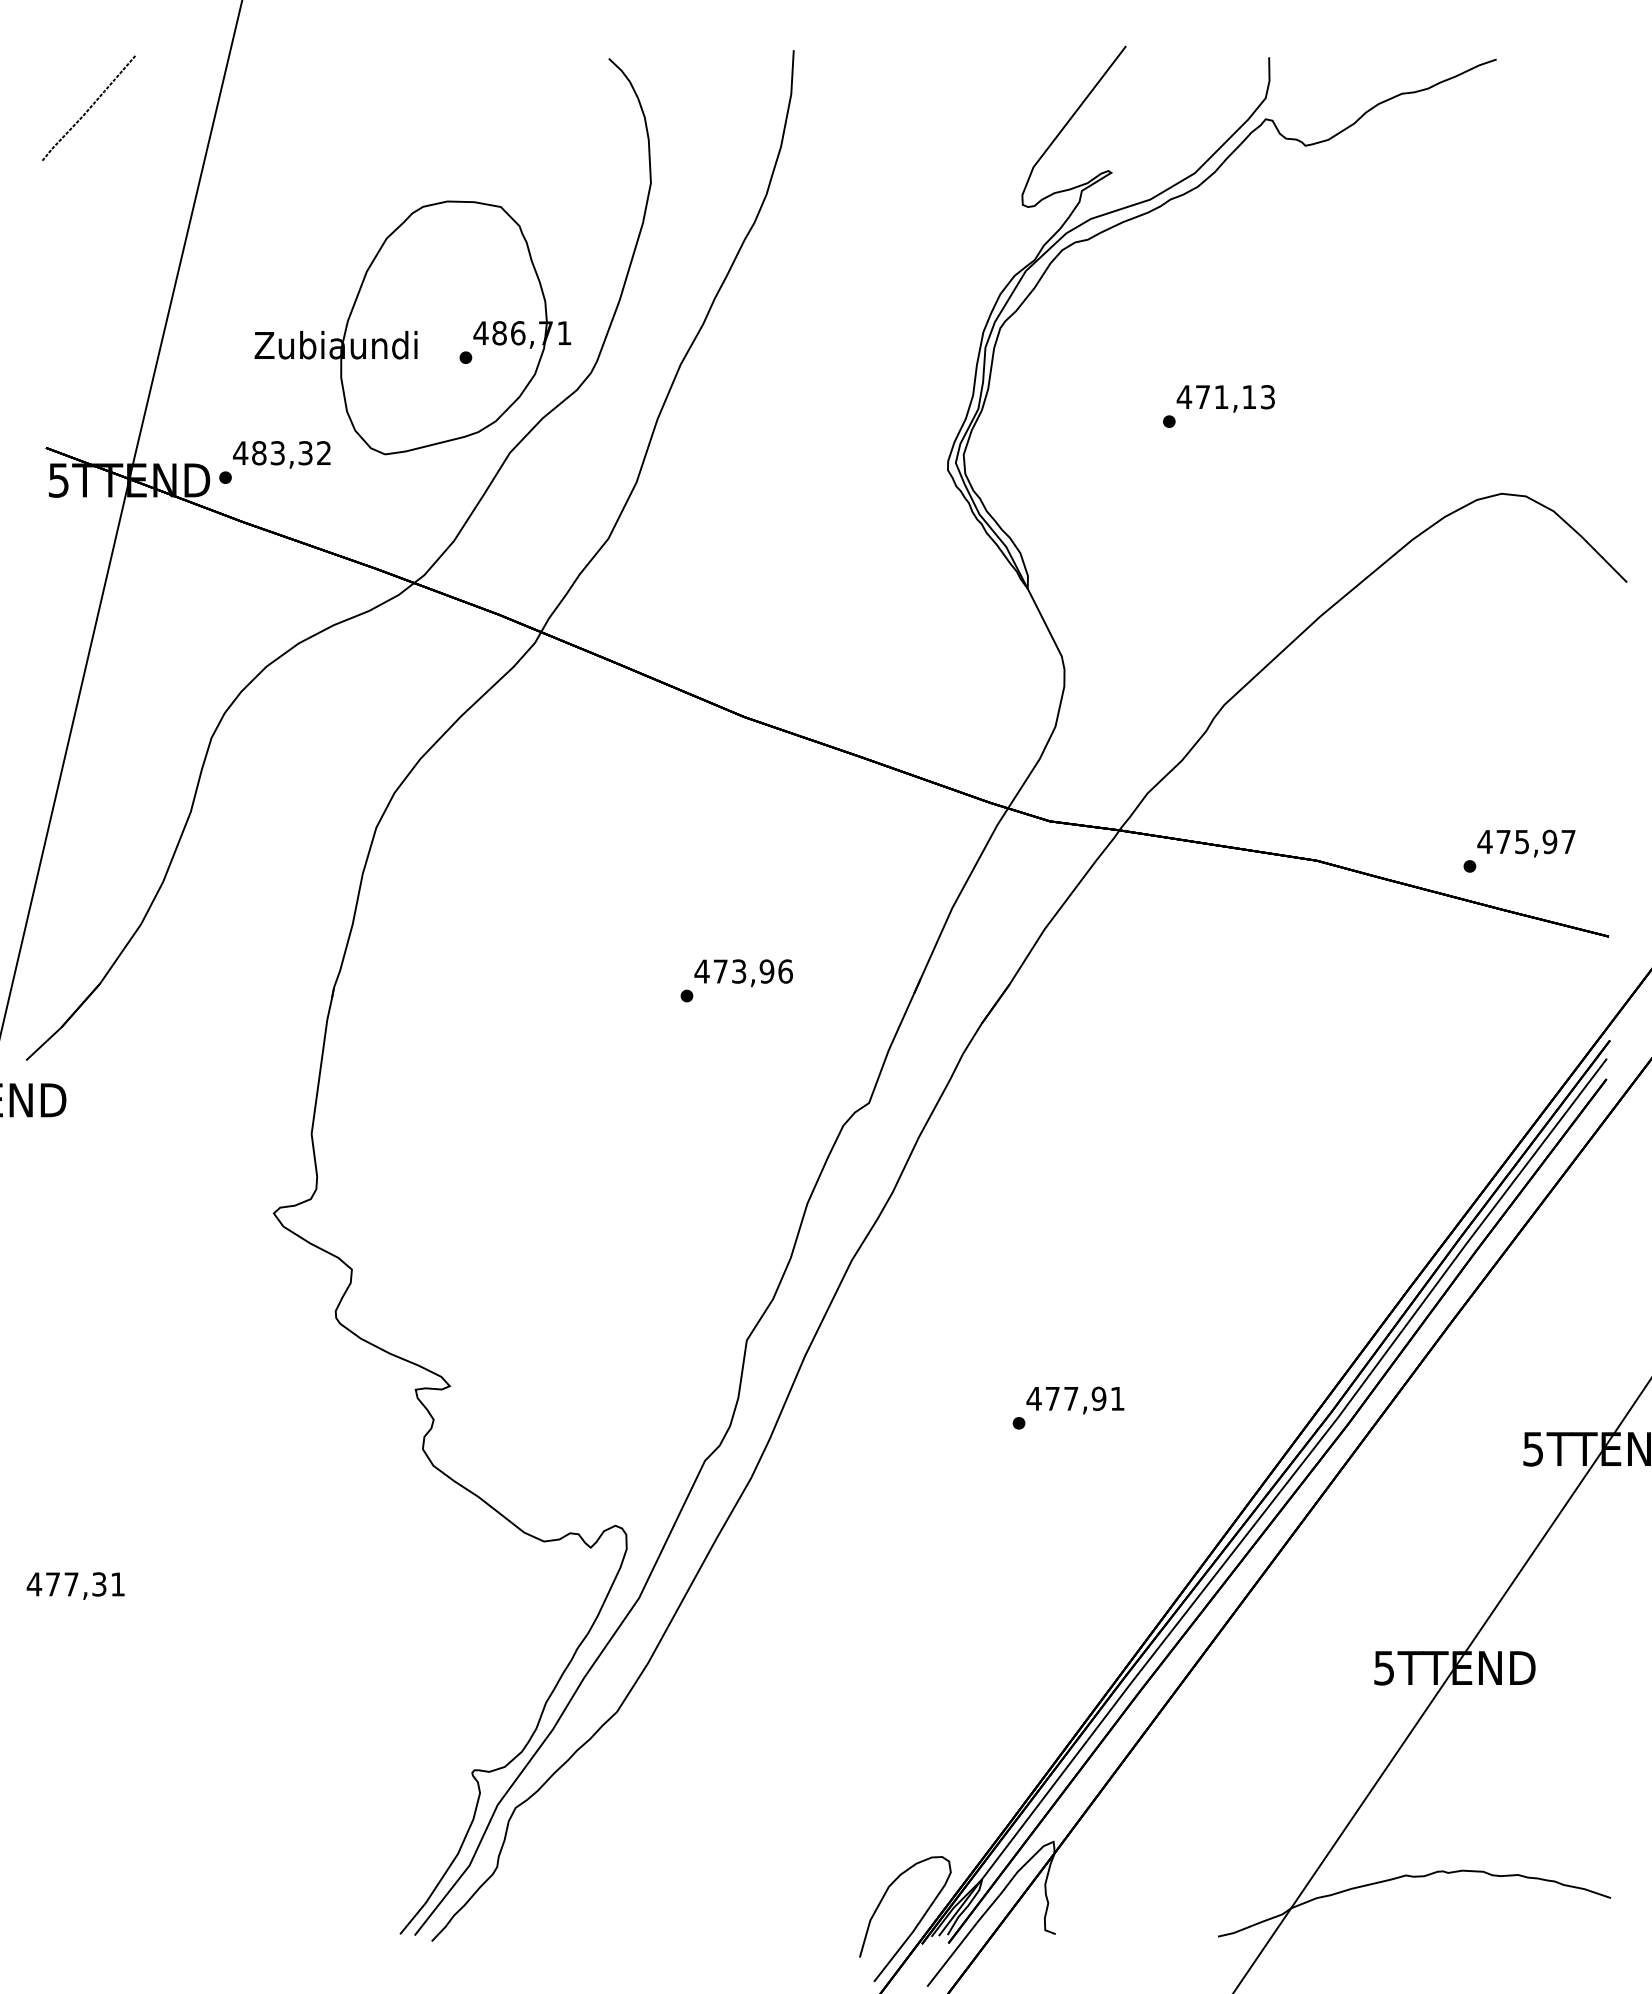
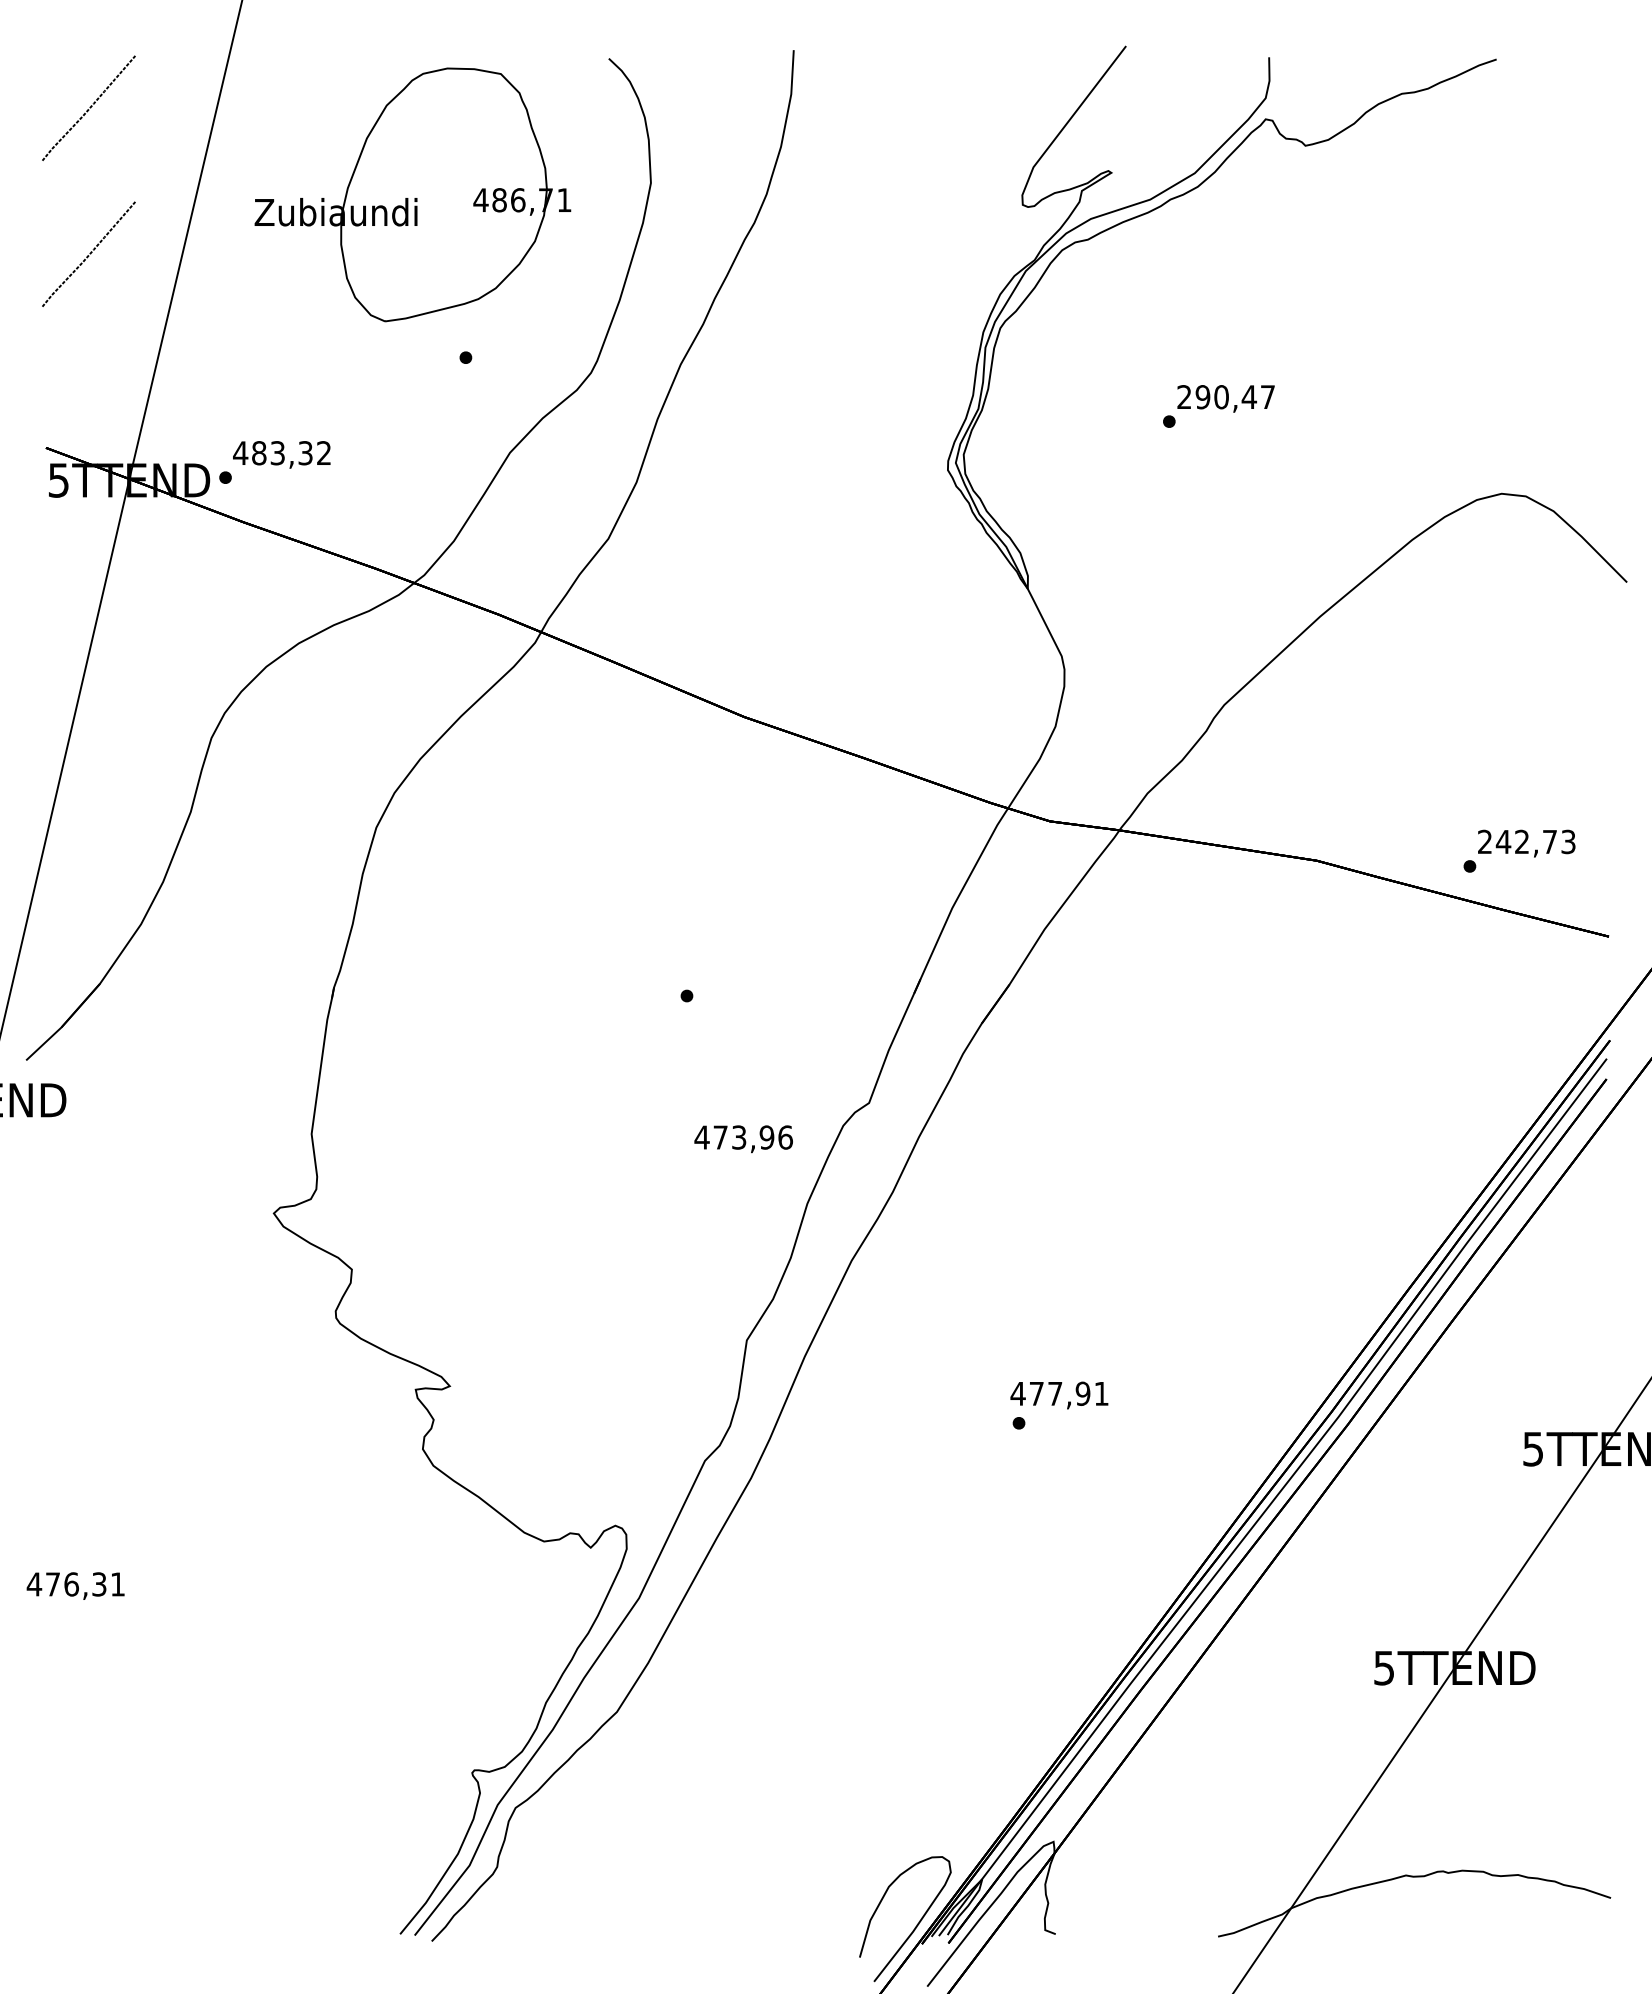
curve: none -> present (89, 253)
part position: (412, 327) -> (412, 194) (412, 194)
text: 471,13 -> 290,47 (1225, 397)
text: 475,97 -> 242,73 (1526, 841)
text position: (743, 973) -> (743, 1139) (743, 1139)
text position: (1075, 1400) -> (1059, 1395) (1059, 1395)
text: 477,31 -> 476,31 (71, 1584)
